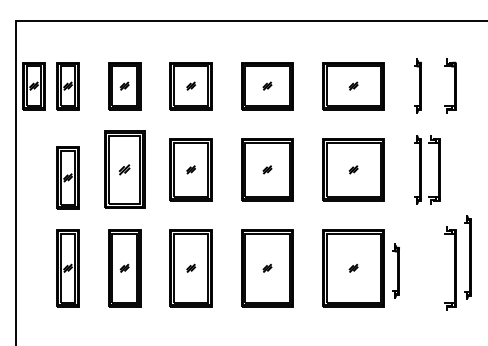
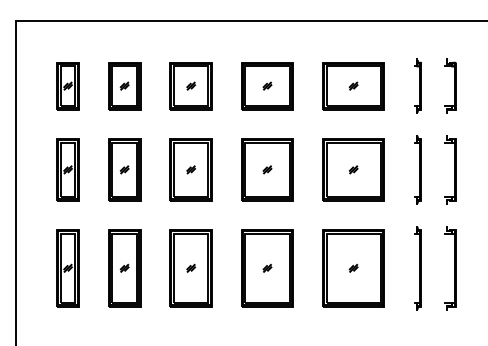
part: present -> none (33, 86)
part size: 42x79 px -> 34x64 px (124, 169)
part position: (434, 169) -> (450, 169) (450, 169)
part position: (67, 177) -> (67, 169) (67, 169)
part position: (467, 257) -> (417, 268) (417, 268)
part: present -> none (395, 270)
